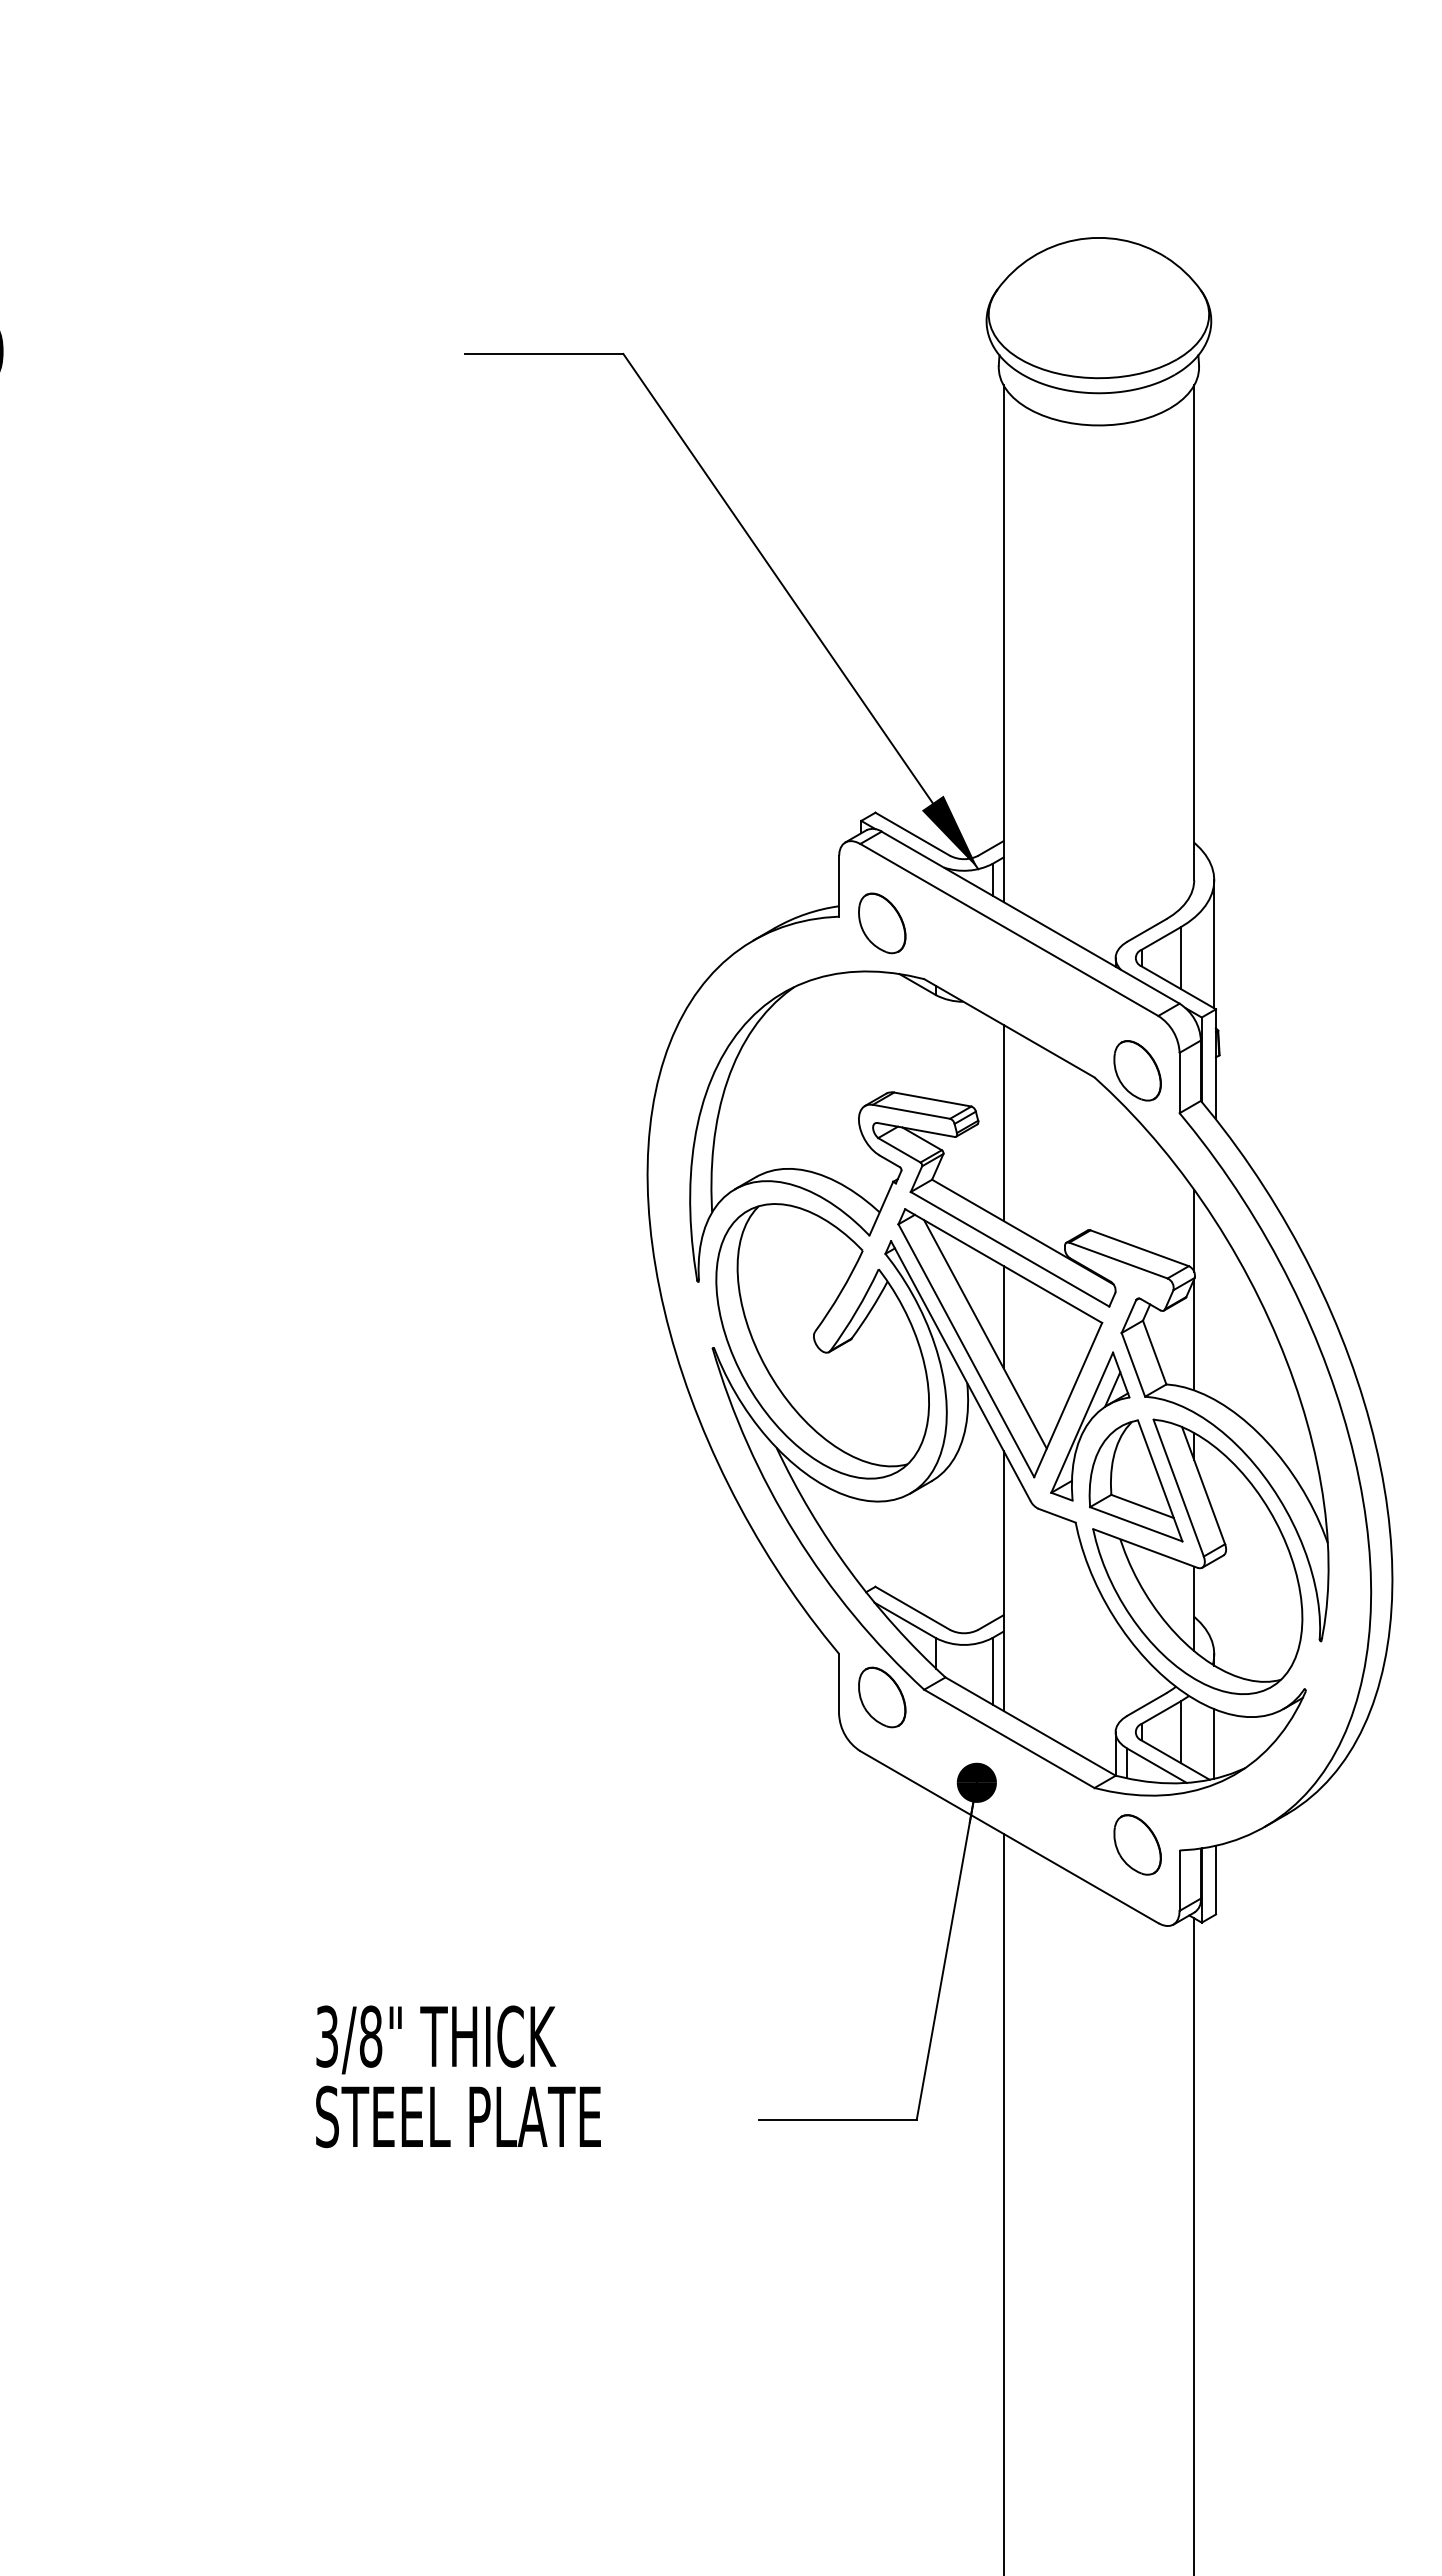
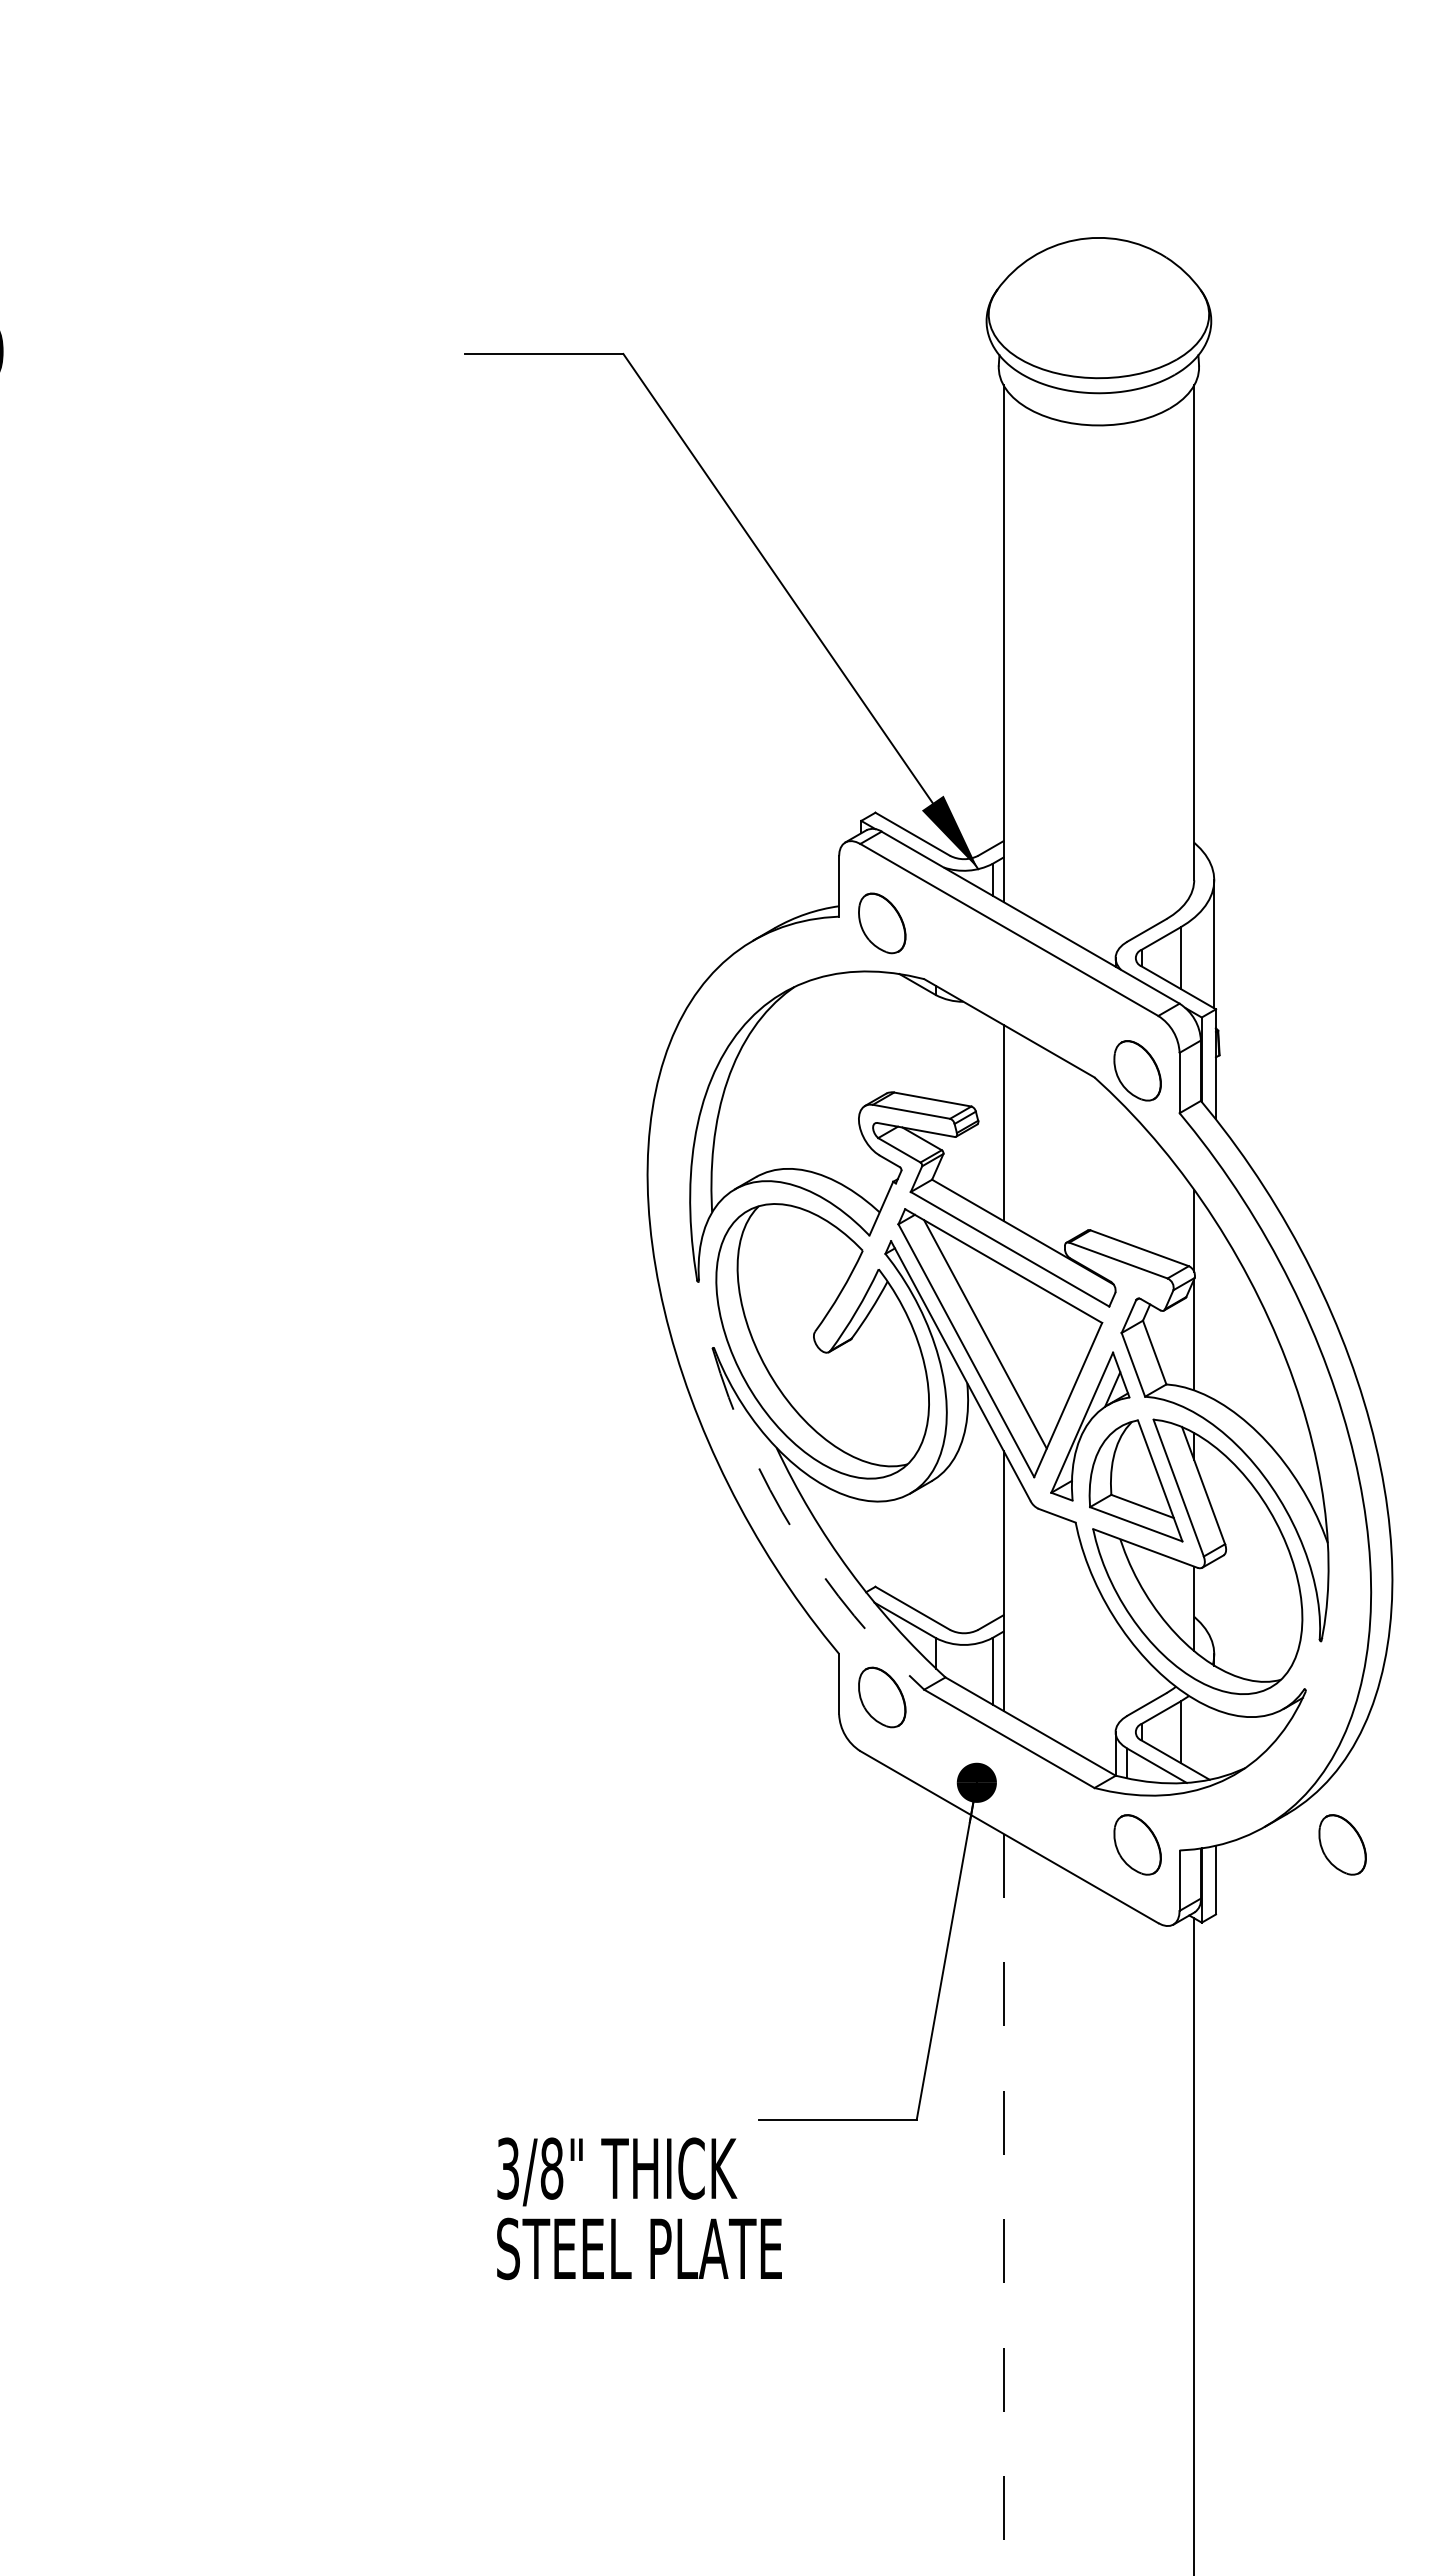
line: present -> none (1003, 1317)
arc: solid -> dashed (795, 1533)
line: present -> none (1214, 1743)
part: none -> present (1342, 1844)
text position: (458, 2076) -> (639, 2208) (639, 2208)
line: solid -> dashed (1003, 2204)
